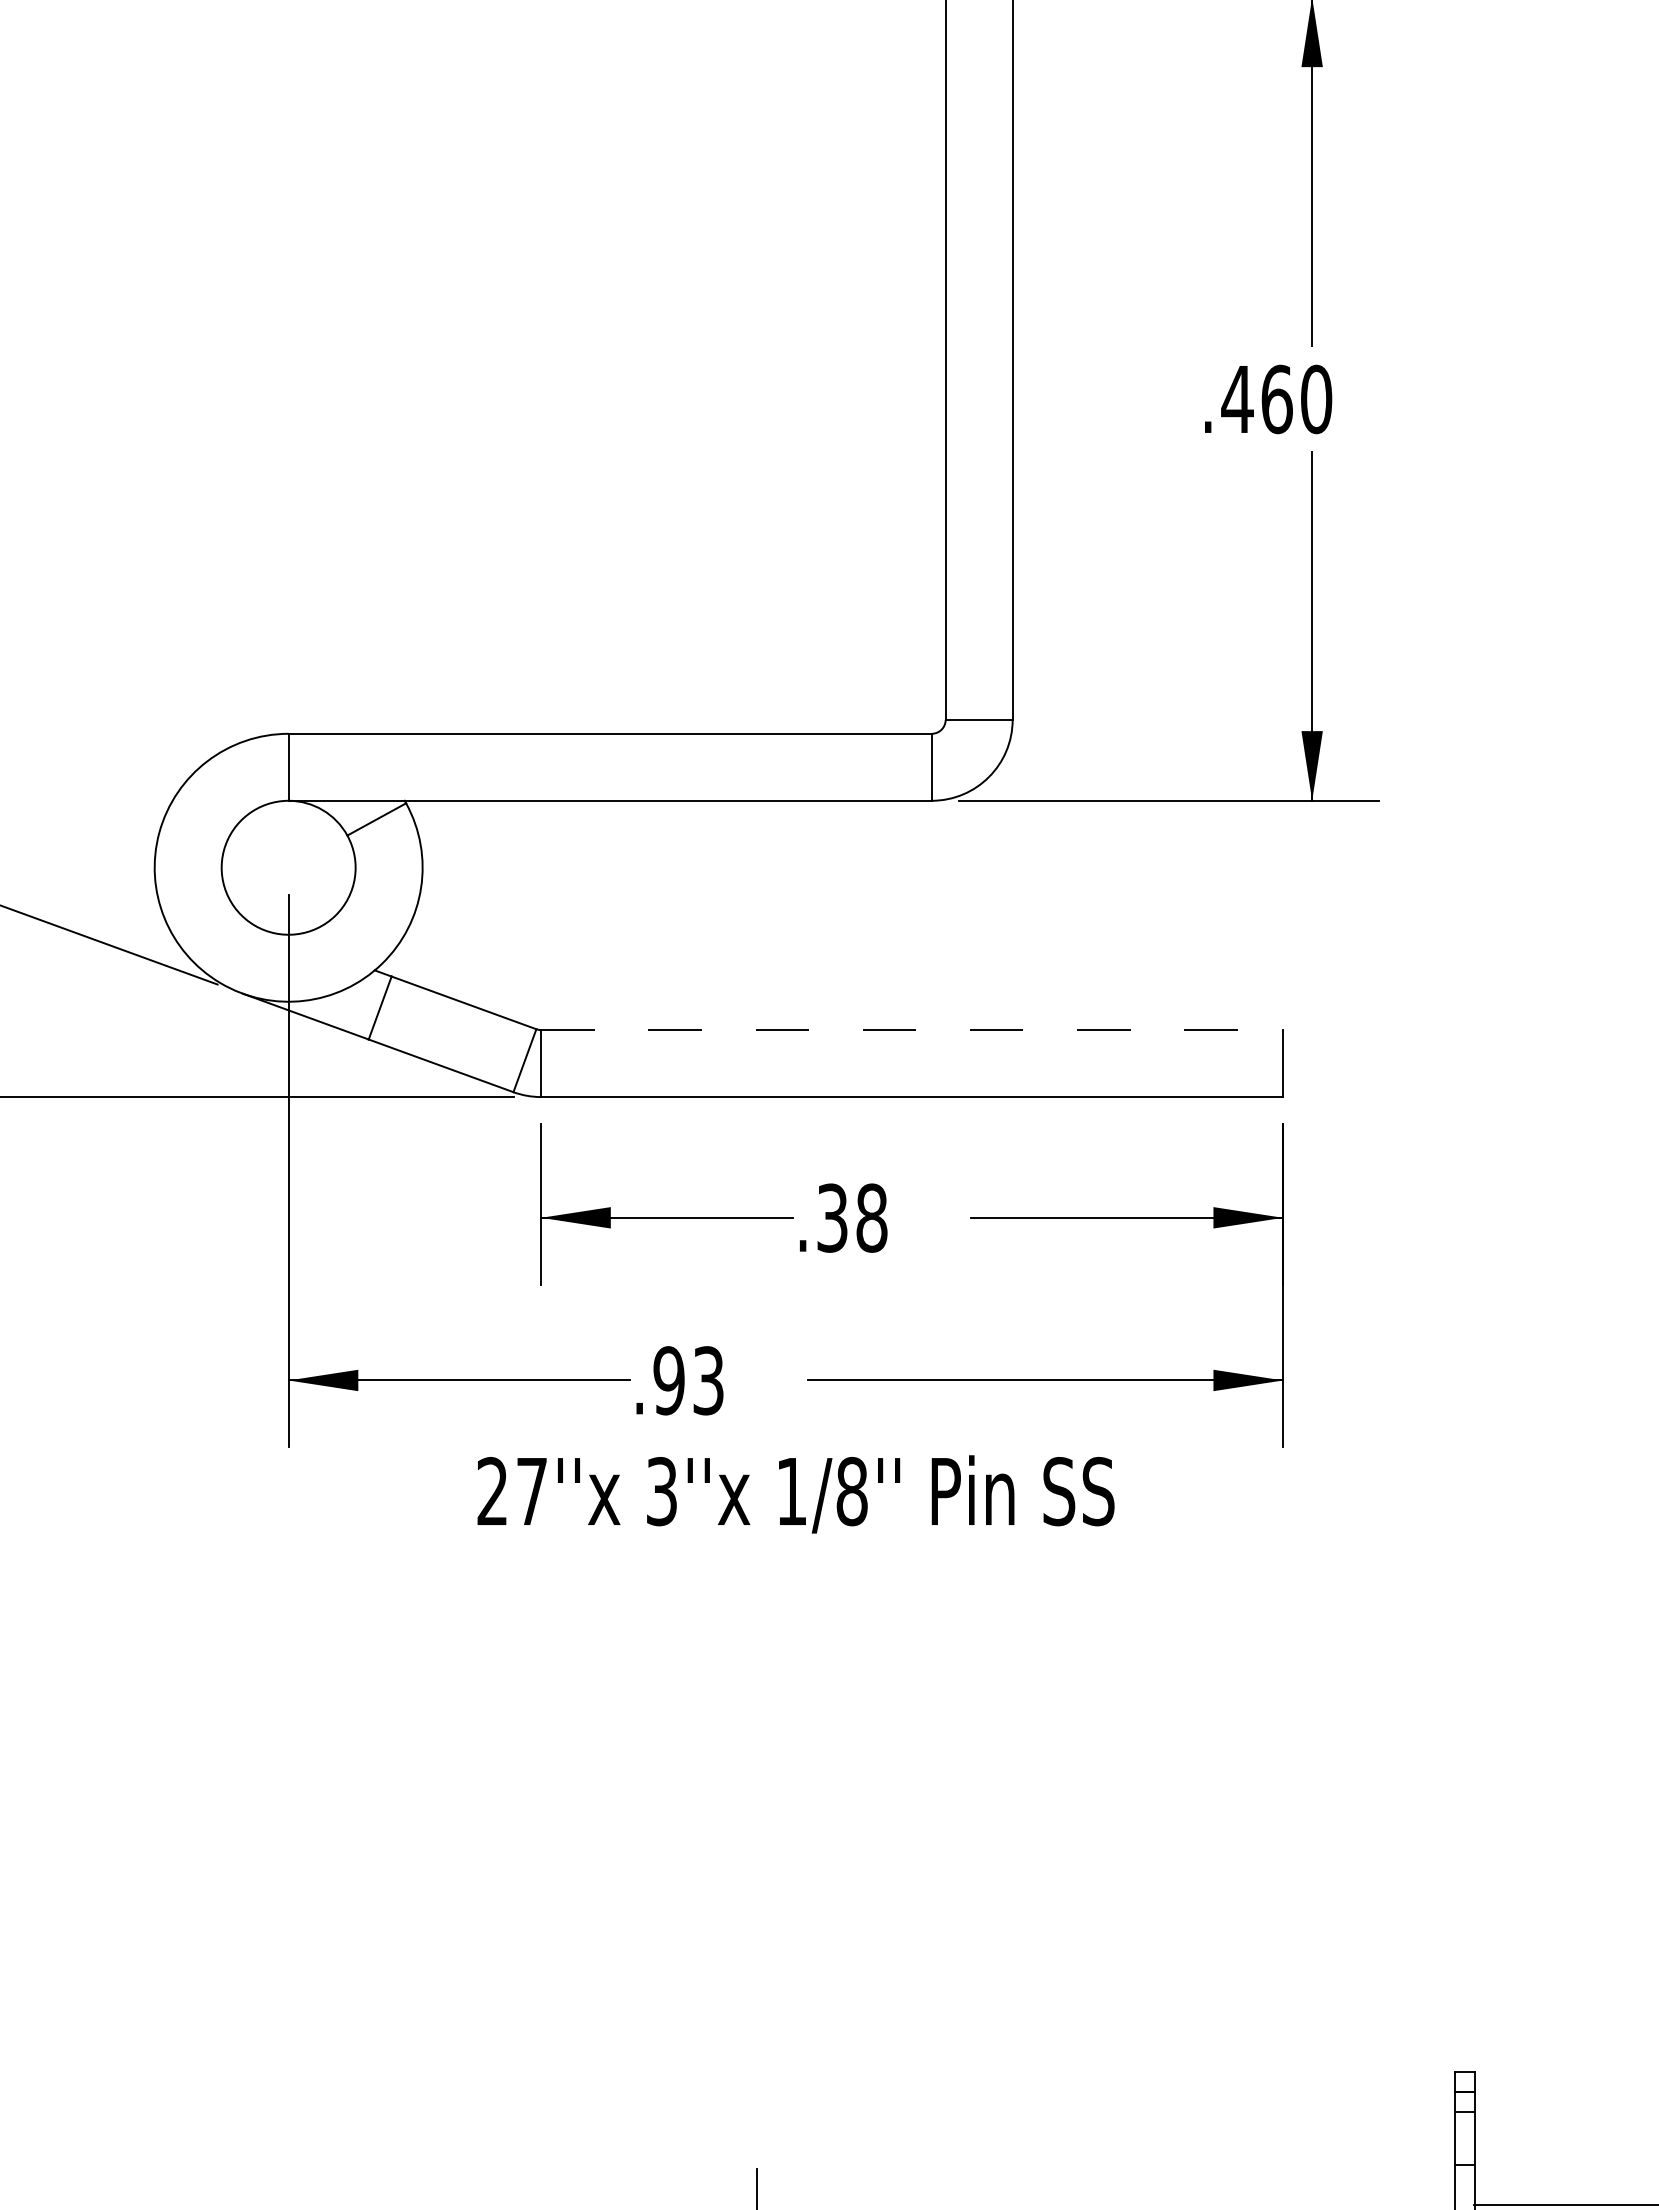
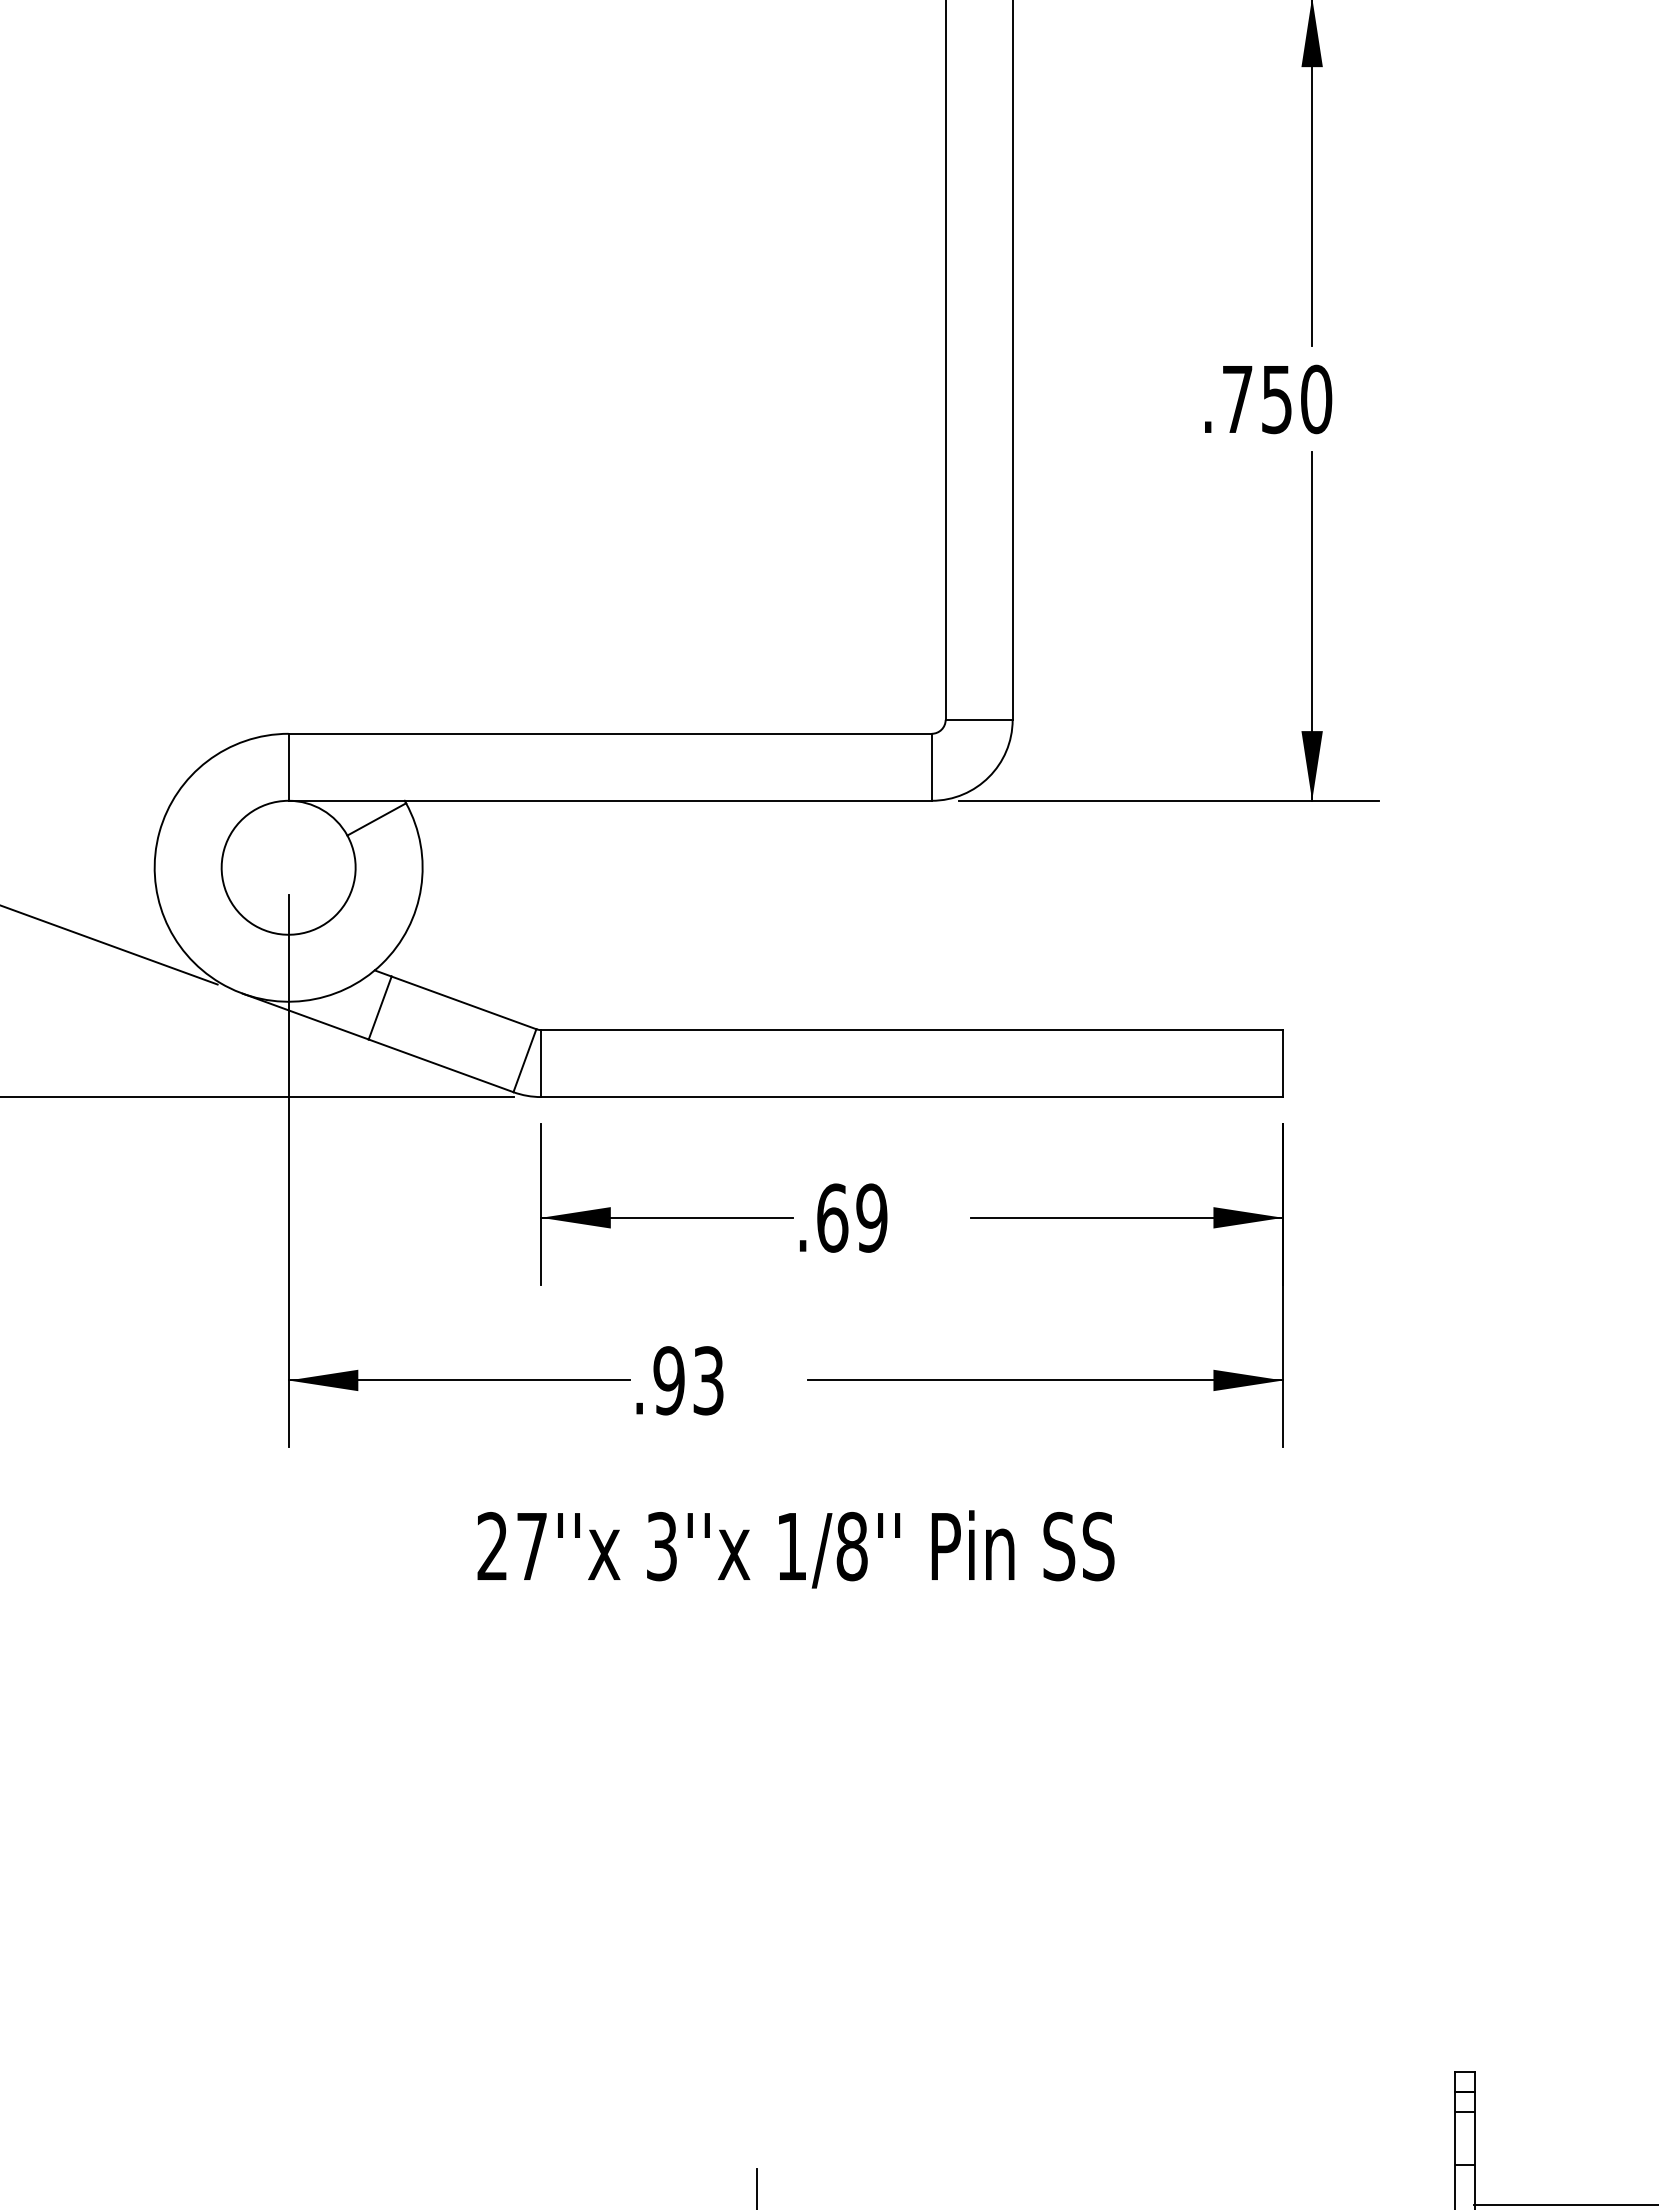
text: .460 -> .750 (1256, 399)
line: dashed -> solid (912, 1030)
text: .38 -> .69 (852, 1217)
text position: (795, 1494) -> (795, 1549) (795, 1549)
